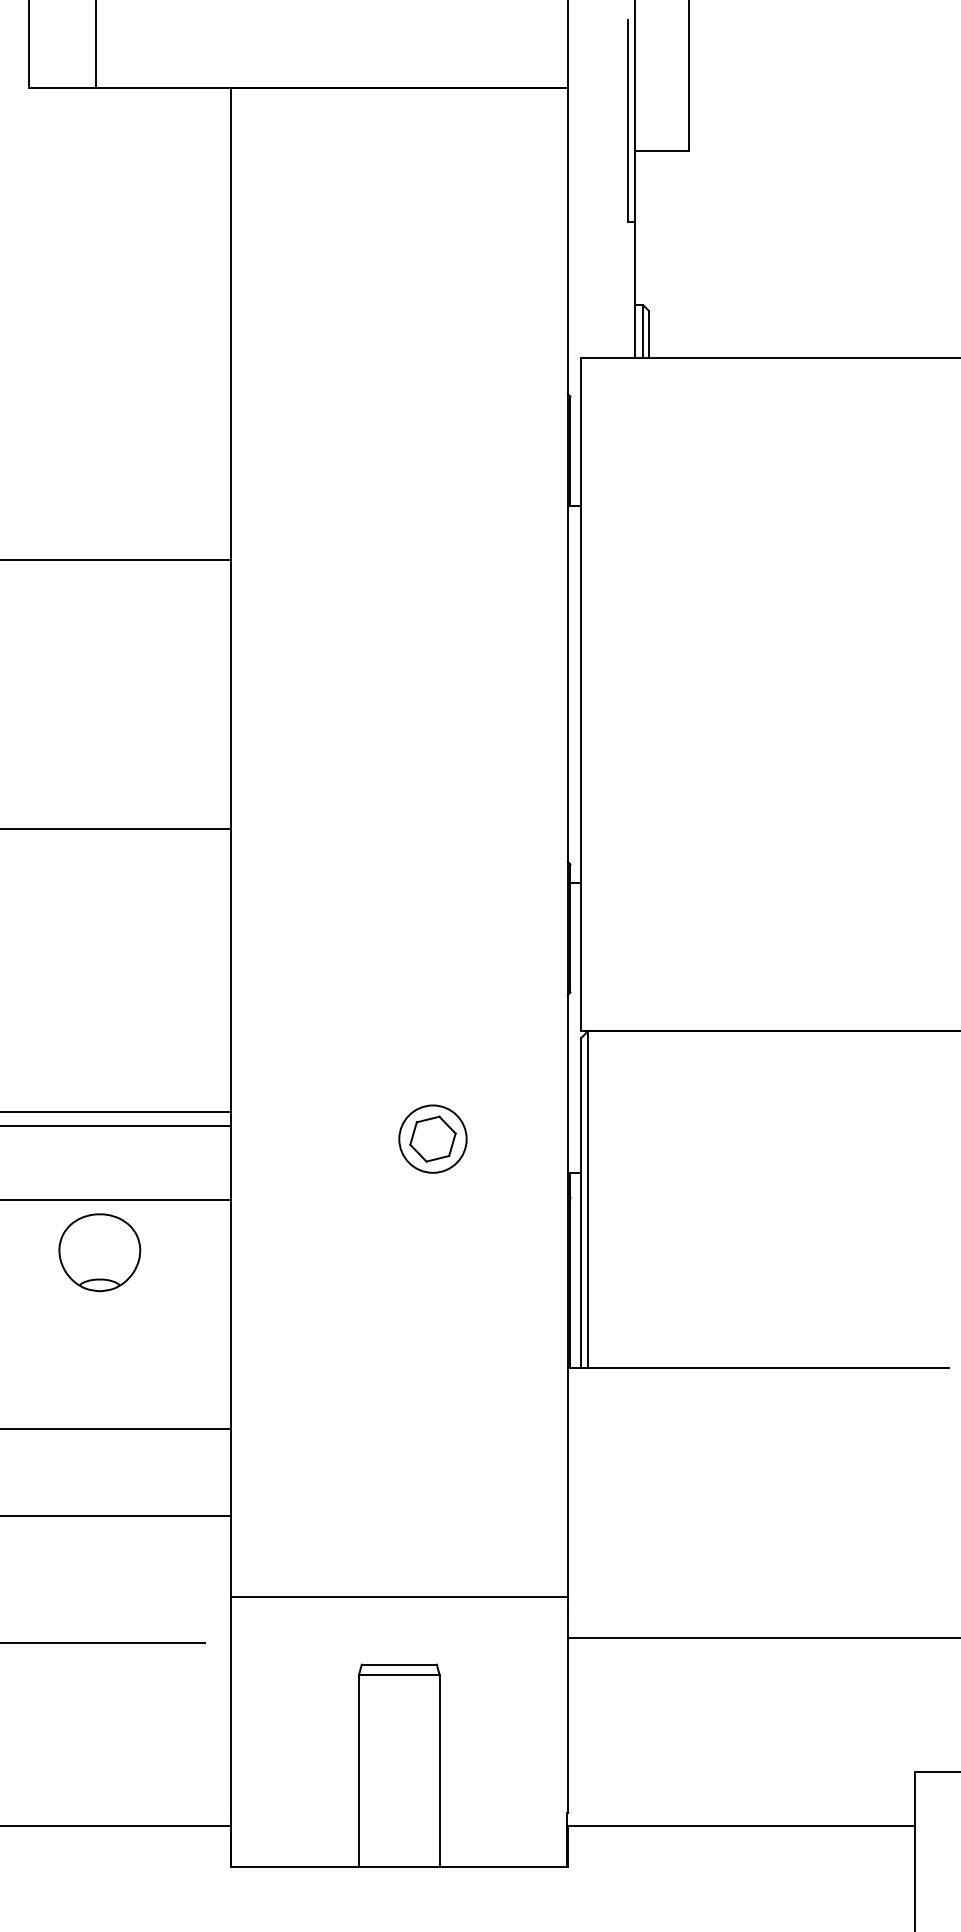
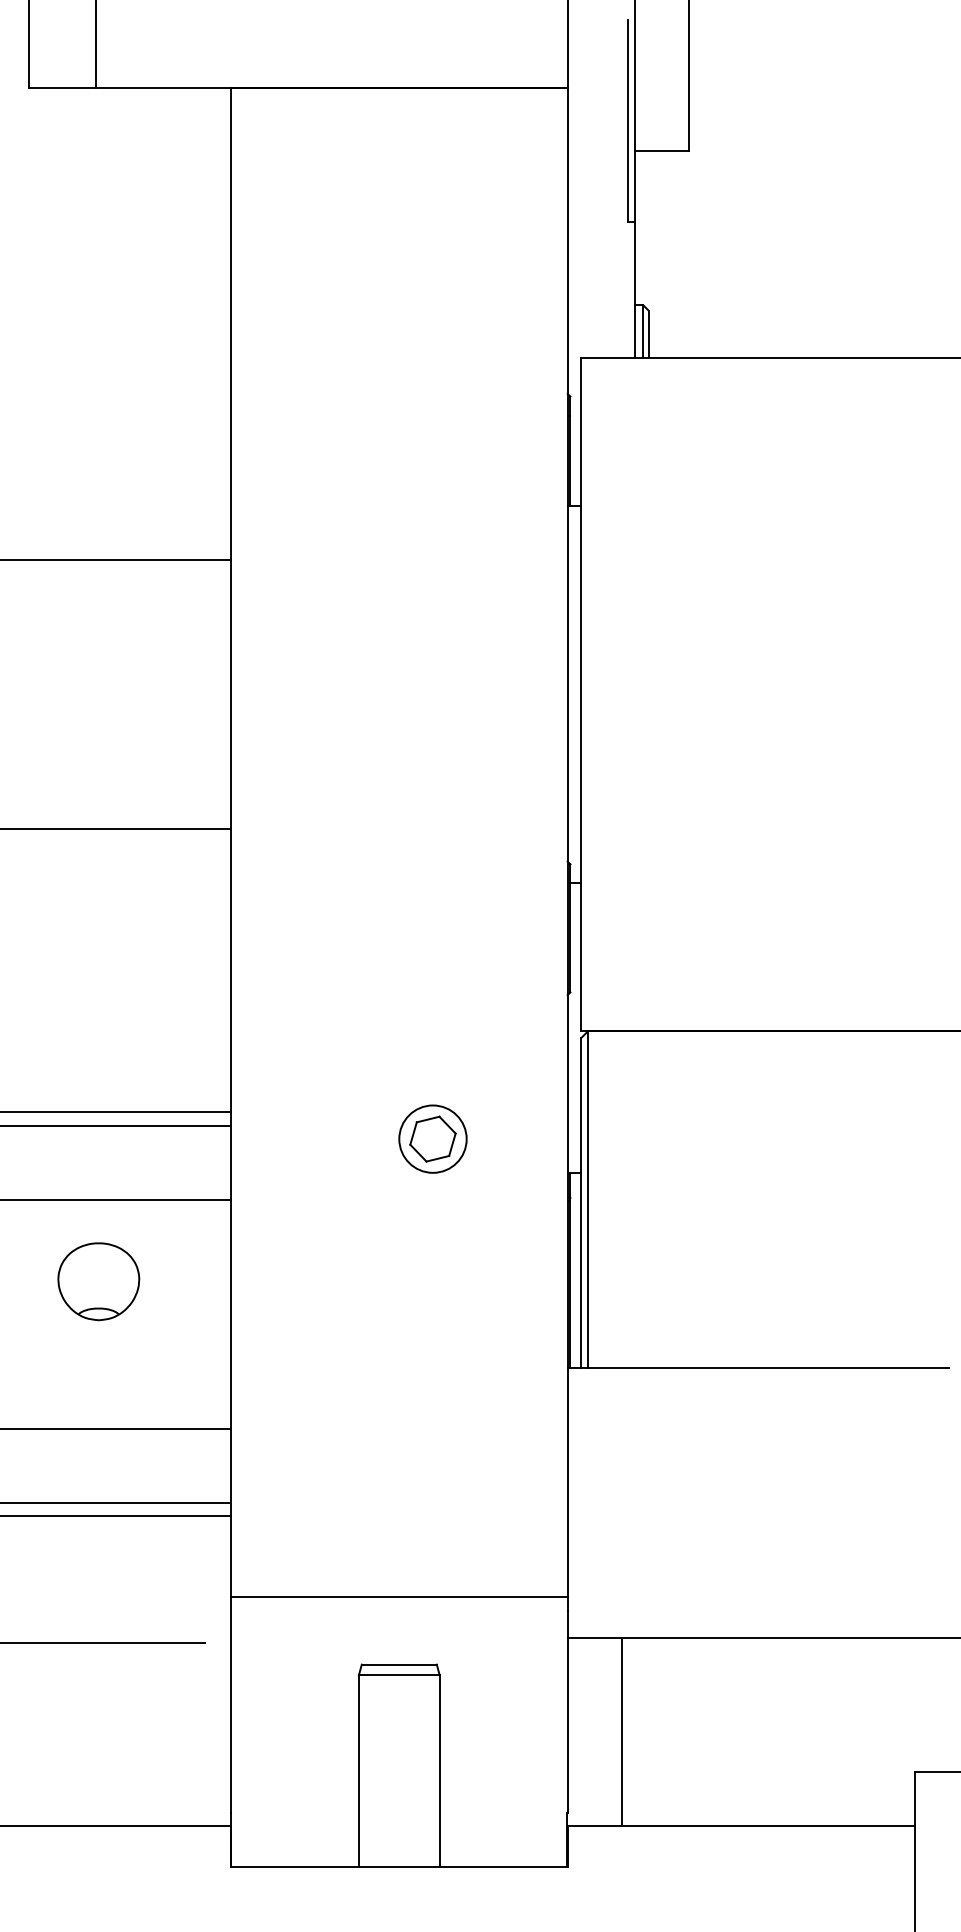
part position: (99, 1252) -> (98, 1281) (98, 1281)
line: none -> present (116, 1502)
line: none -> present (621, 1731)
